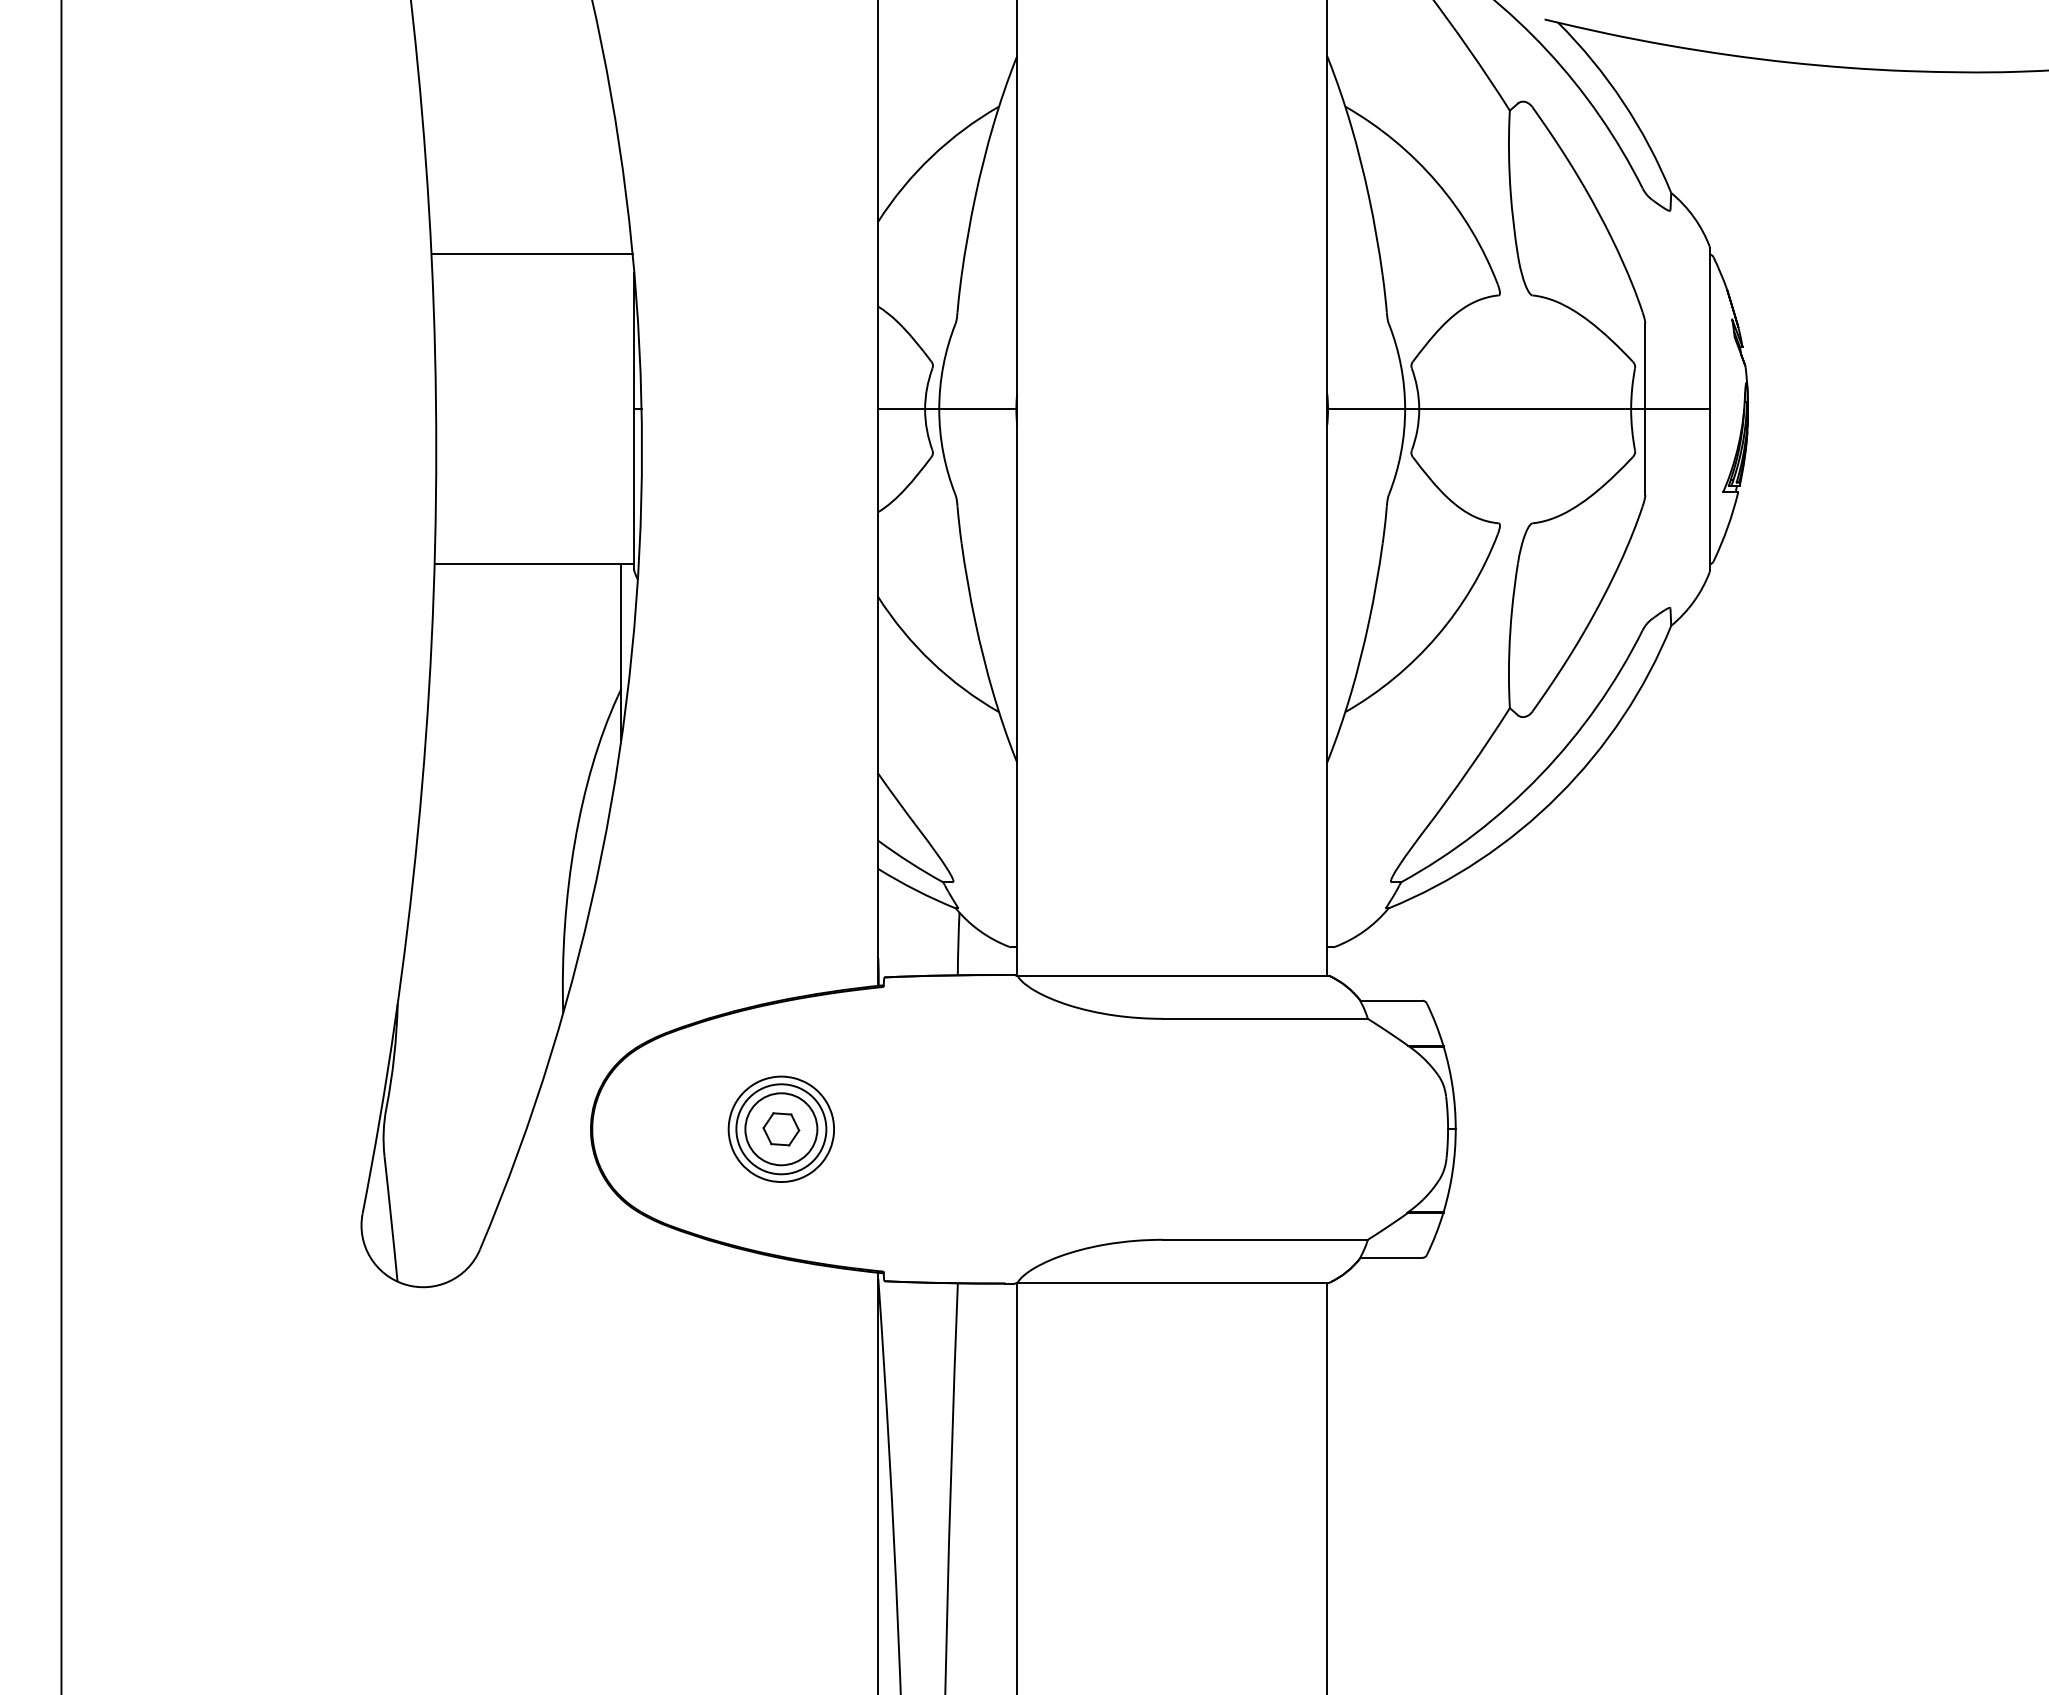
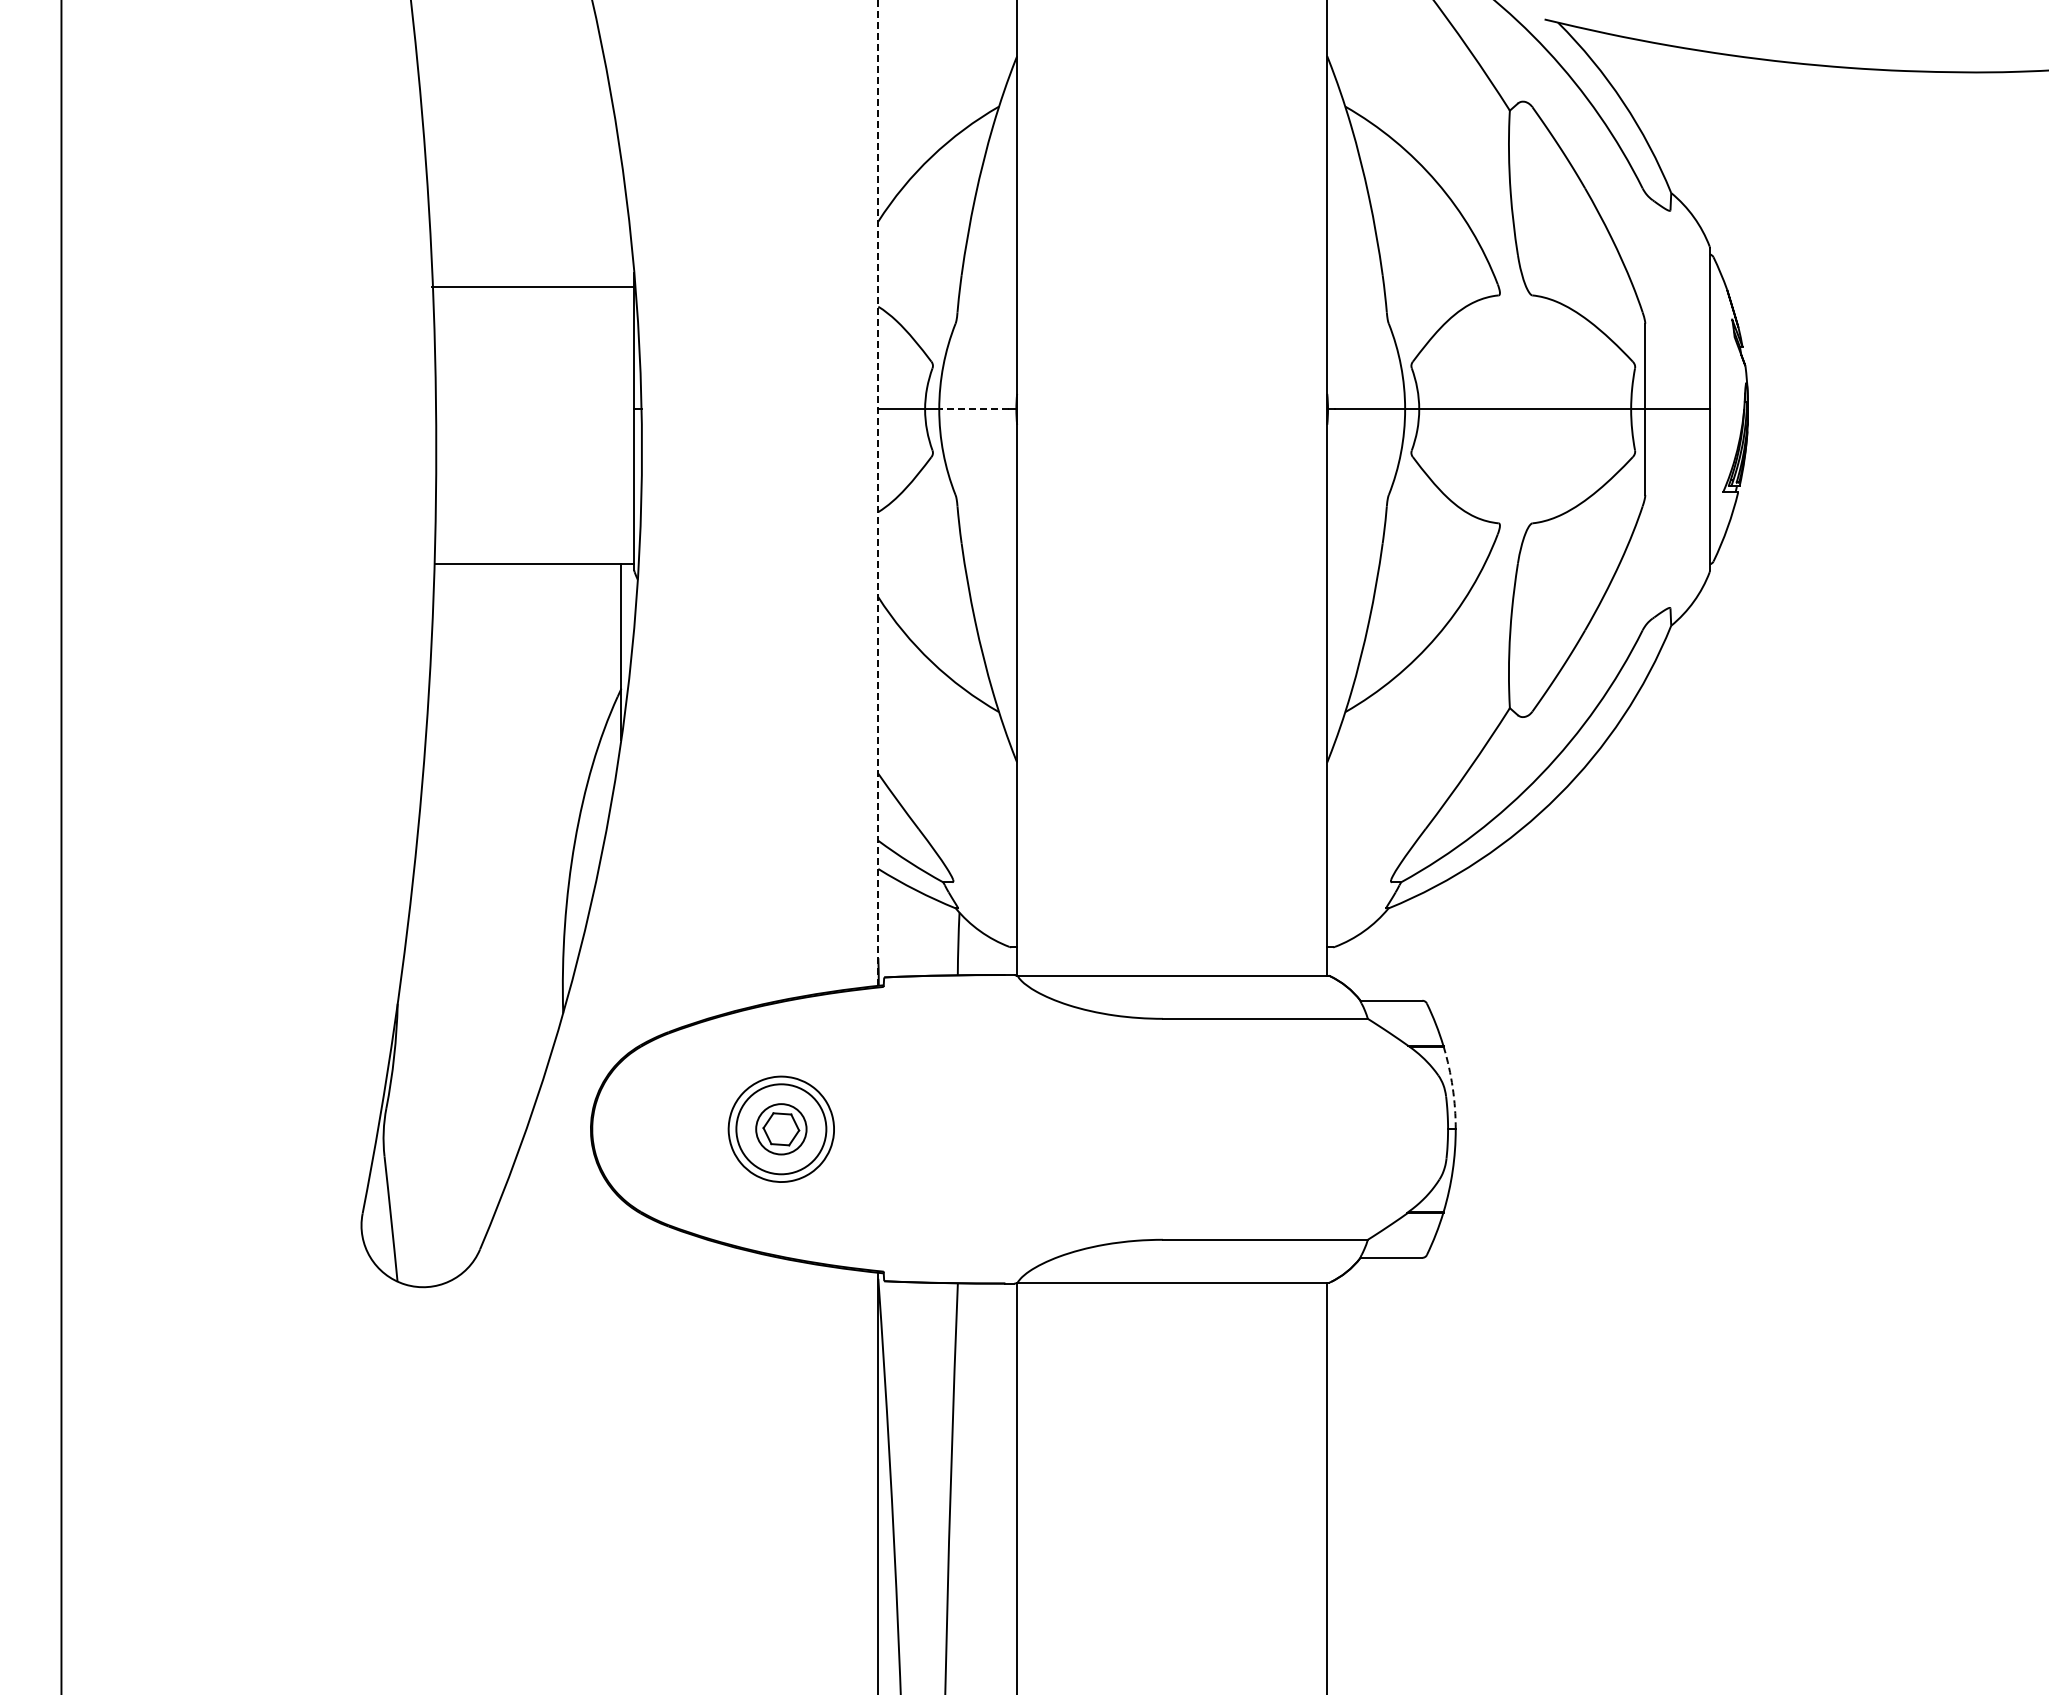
line position: (531, 254) -> (531, 287) (531, 287)
line: solid -> dashed (973, 409)
line: solid -> dashed (878, 493)
arc: solid -> dashed (1452, 1087)
circle diameter: 72 px -> 50 px (781, 1129)
